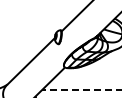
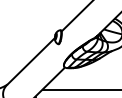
line: dashed -> solid (81, 90)
